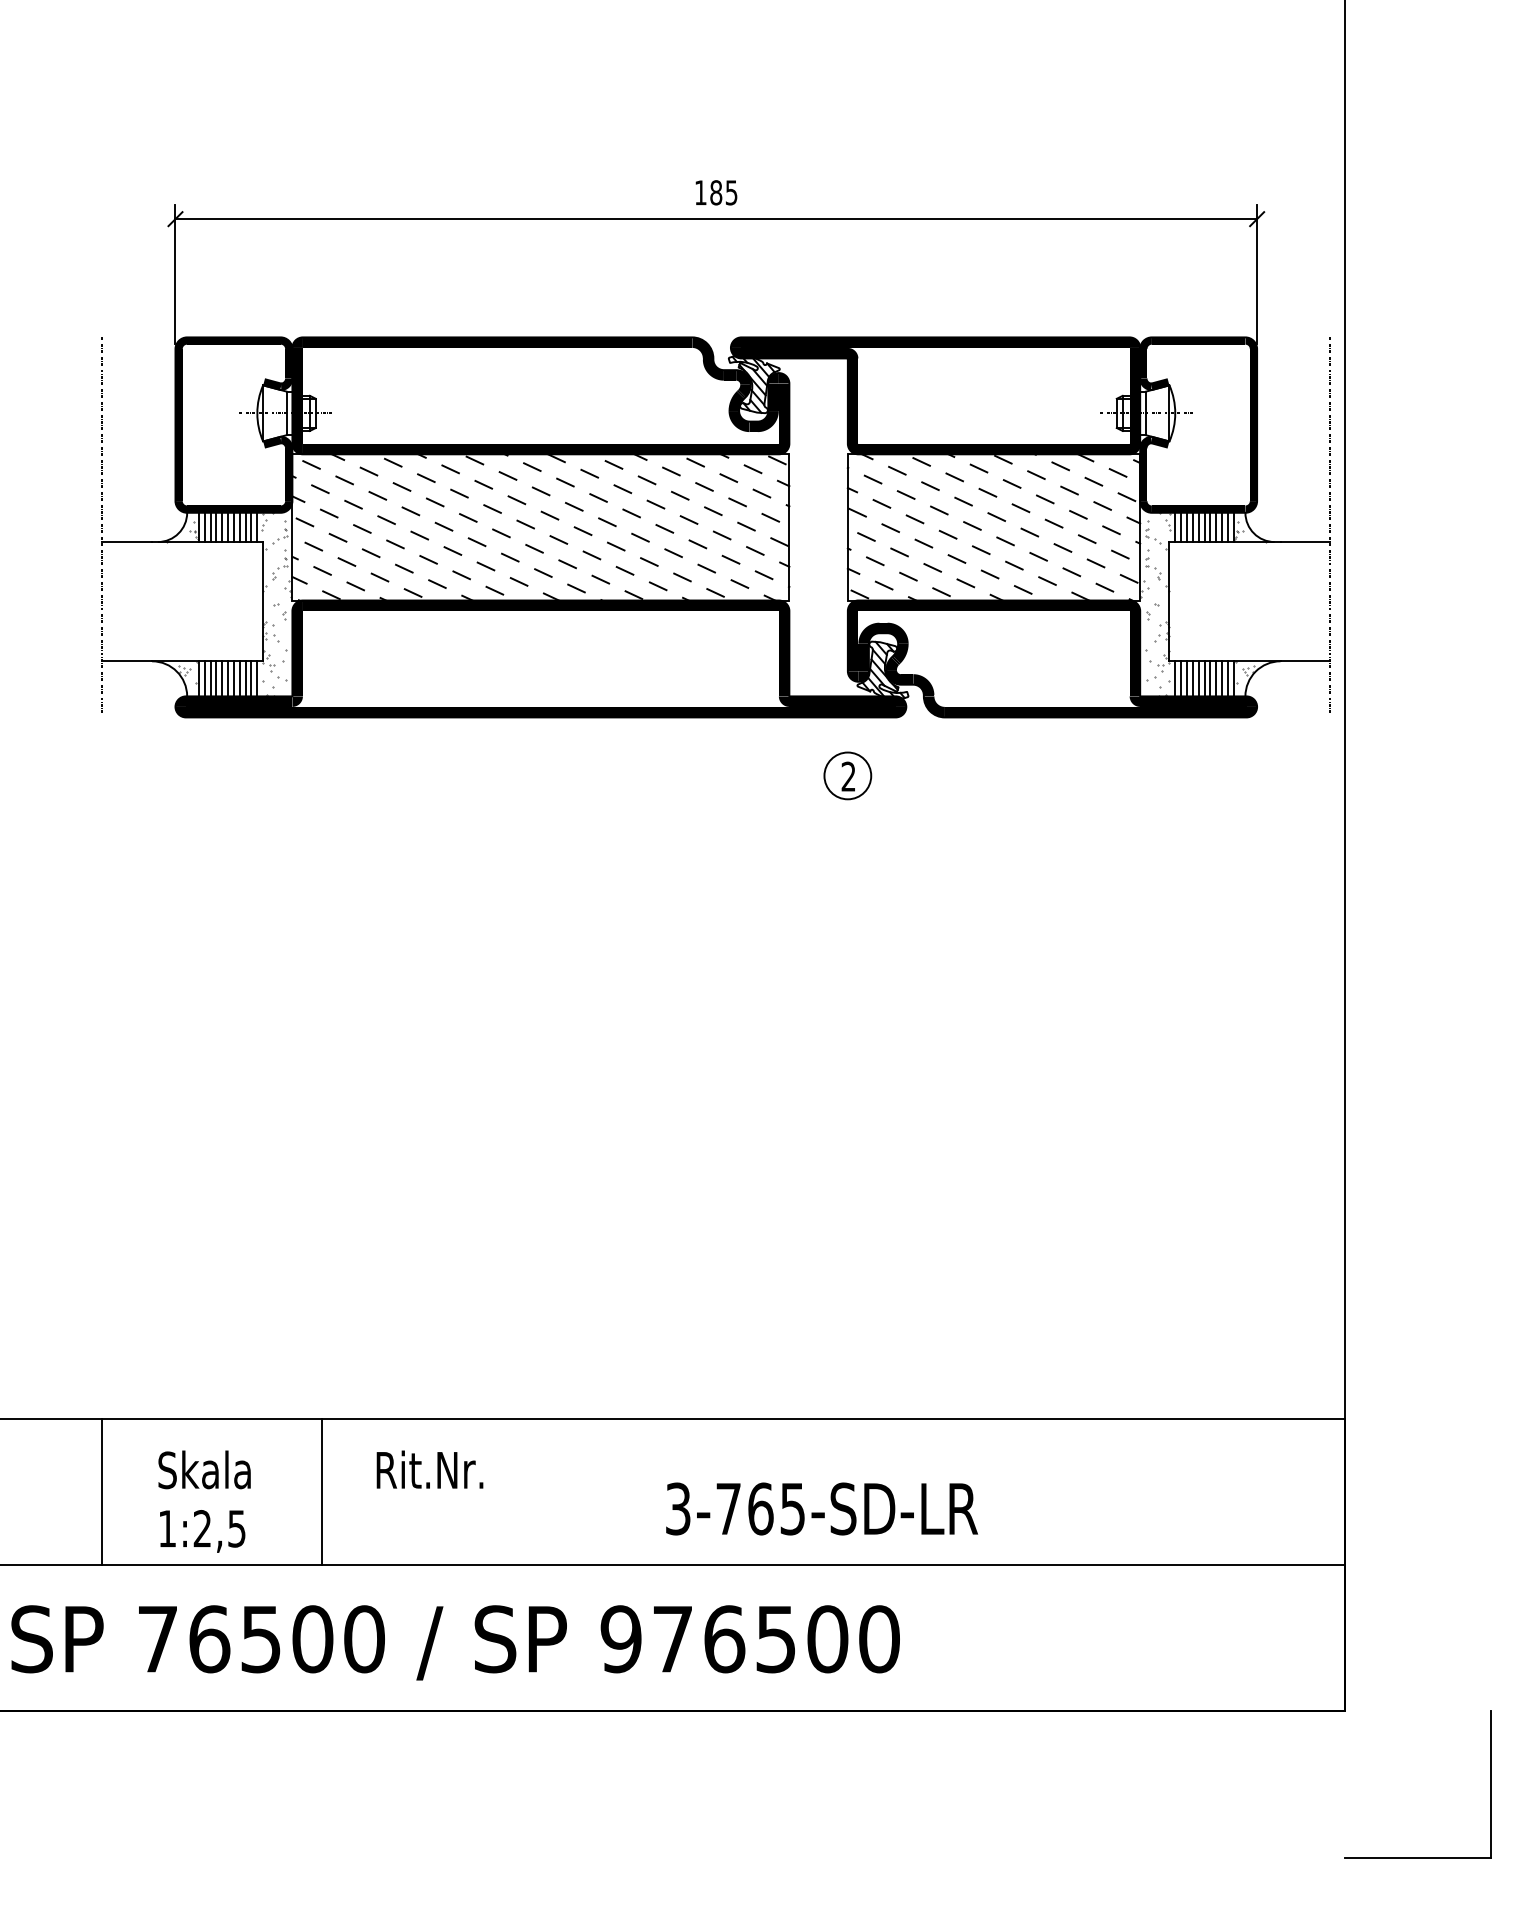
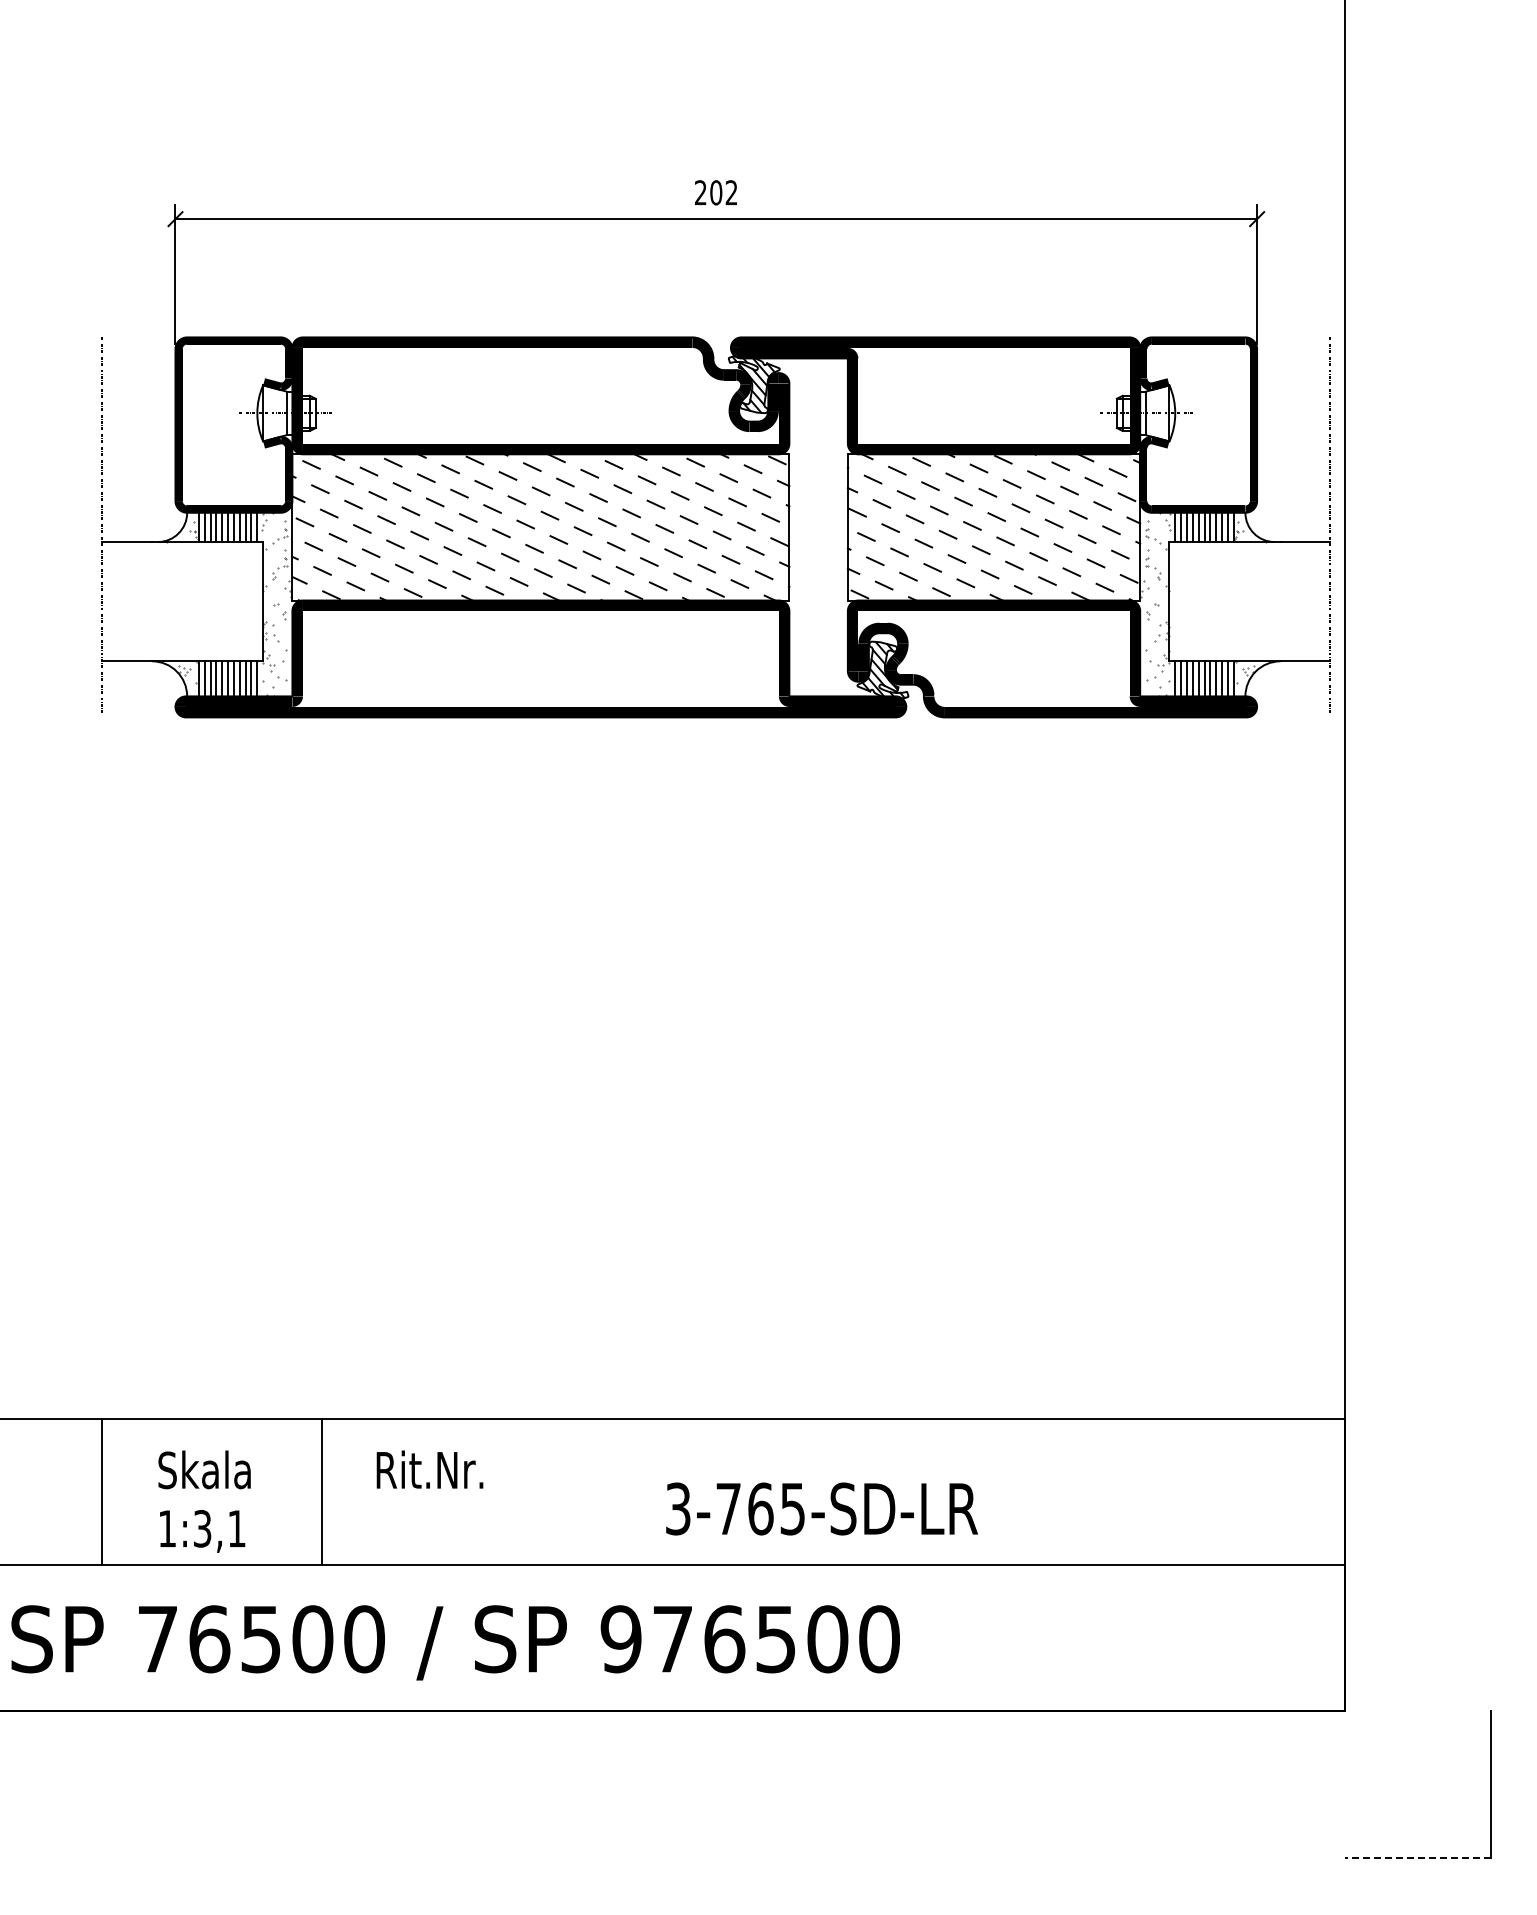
text: 185 -> 202 (716, 192)
part: present -> none (847, 775)
text: 1:2,5 -> 1:3,1 (219, 1528)
line: solid -> dashed (1417, 1857)
